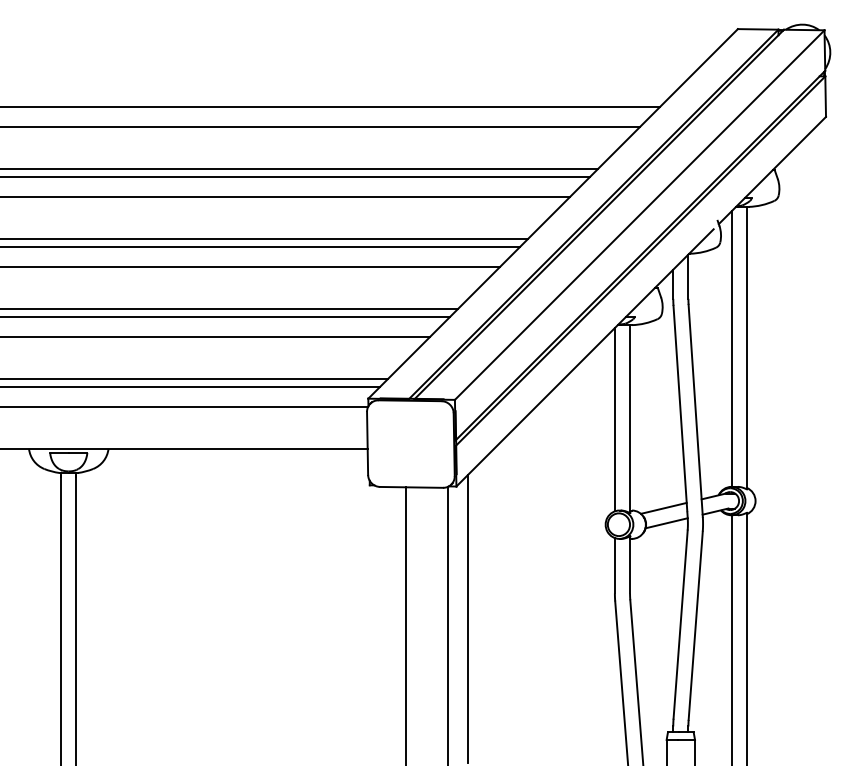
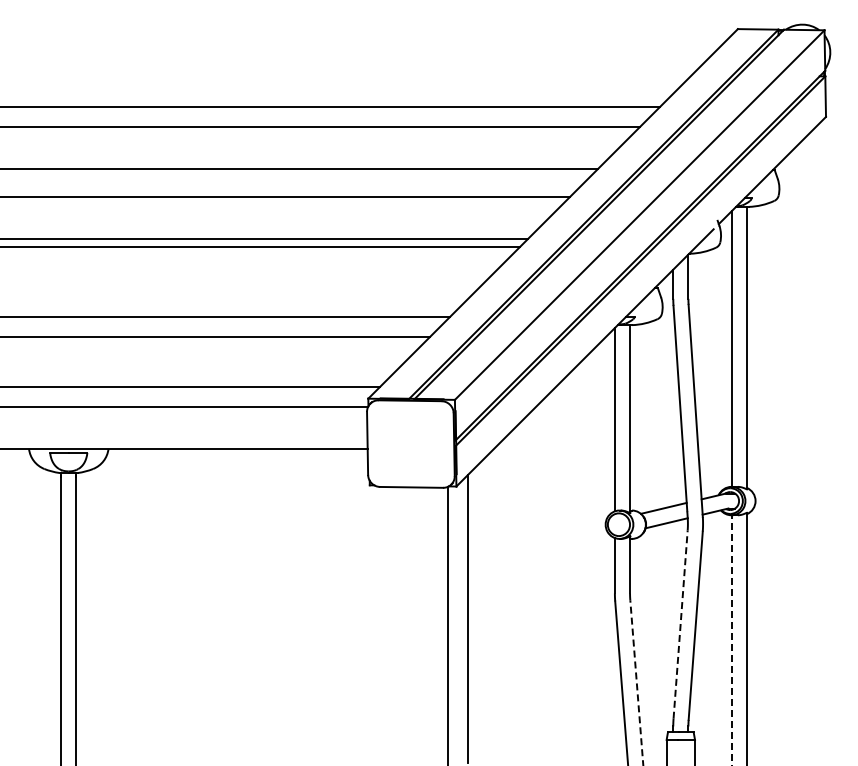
line: present -> none (296, 176)
line: present -> none (251, 266)
line: present -> none (230, 308)
line: present -> none (195, 378)
line: present -> none (406, 624)
line: solid -> dashed (680, 624)
line: solid -> dashed (731, 640)
line: solid -> dashed (636, 682)
